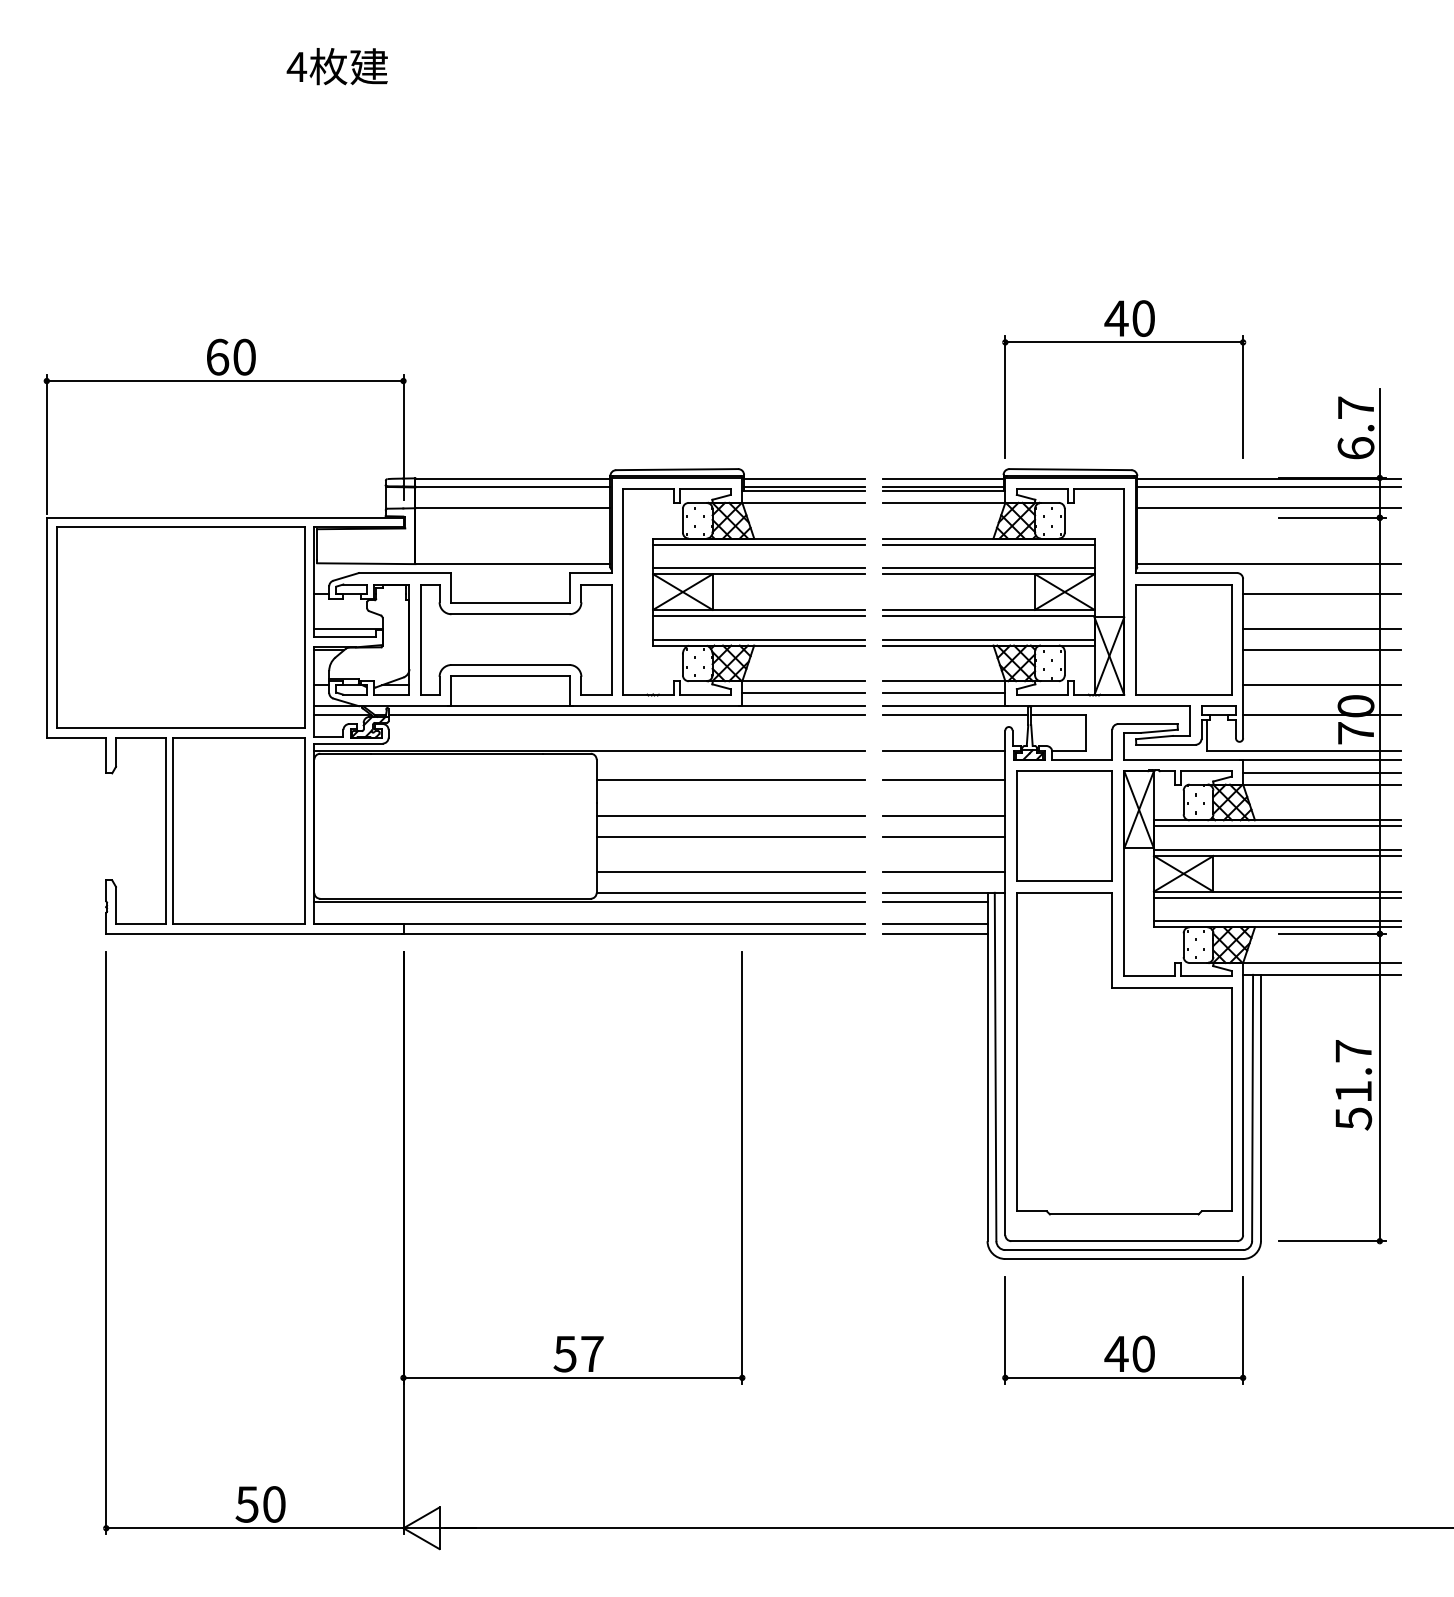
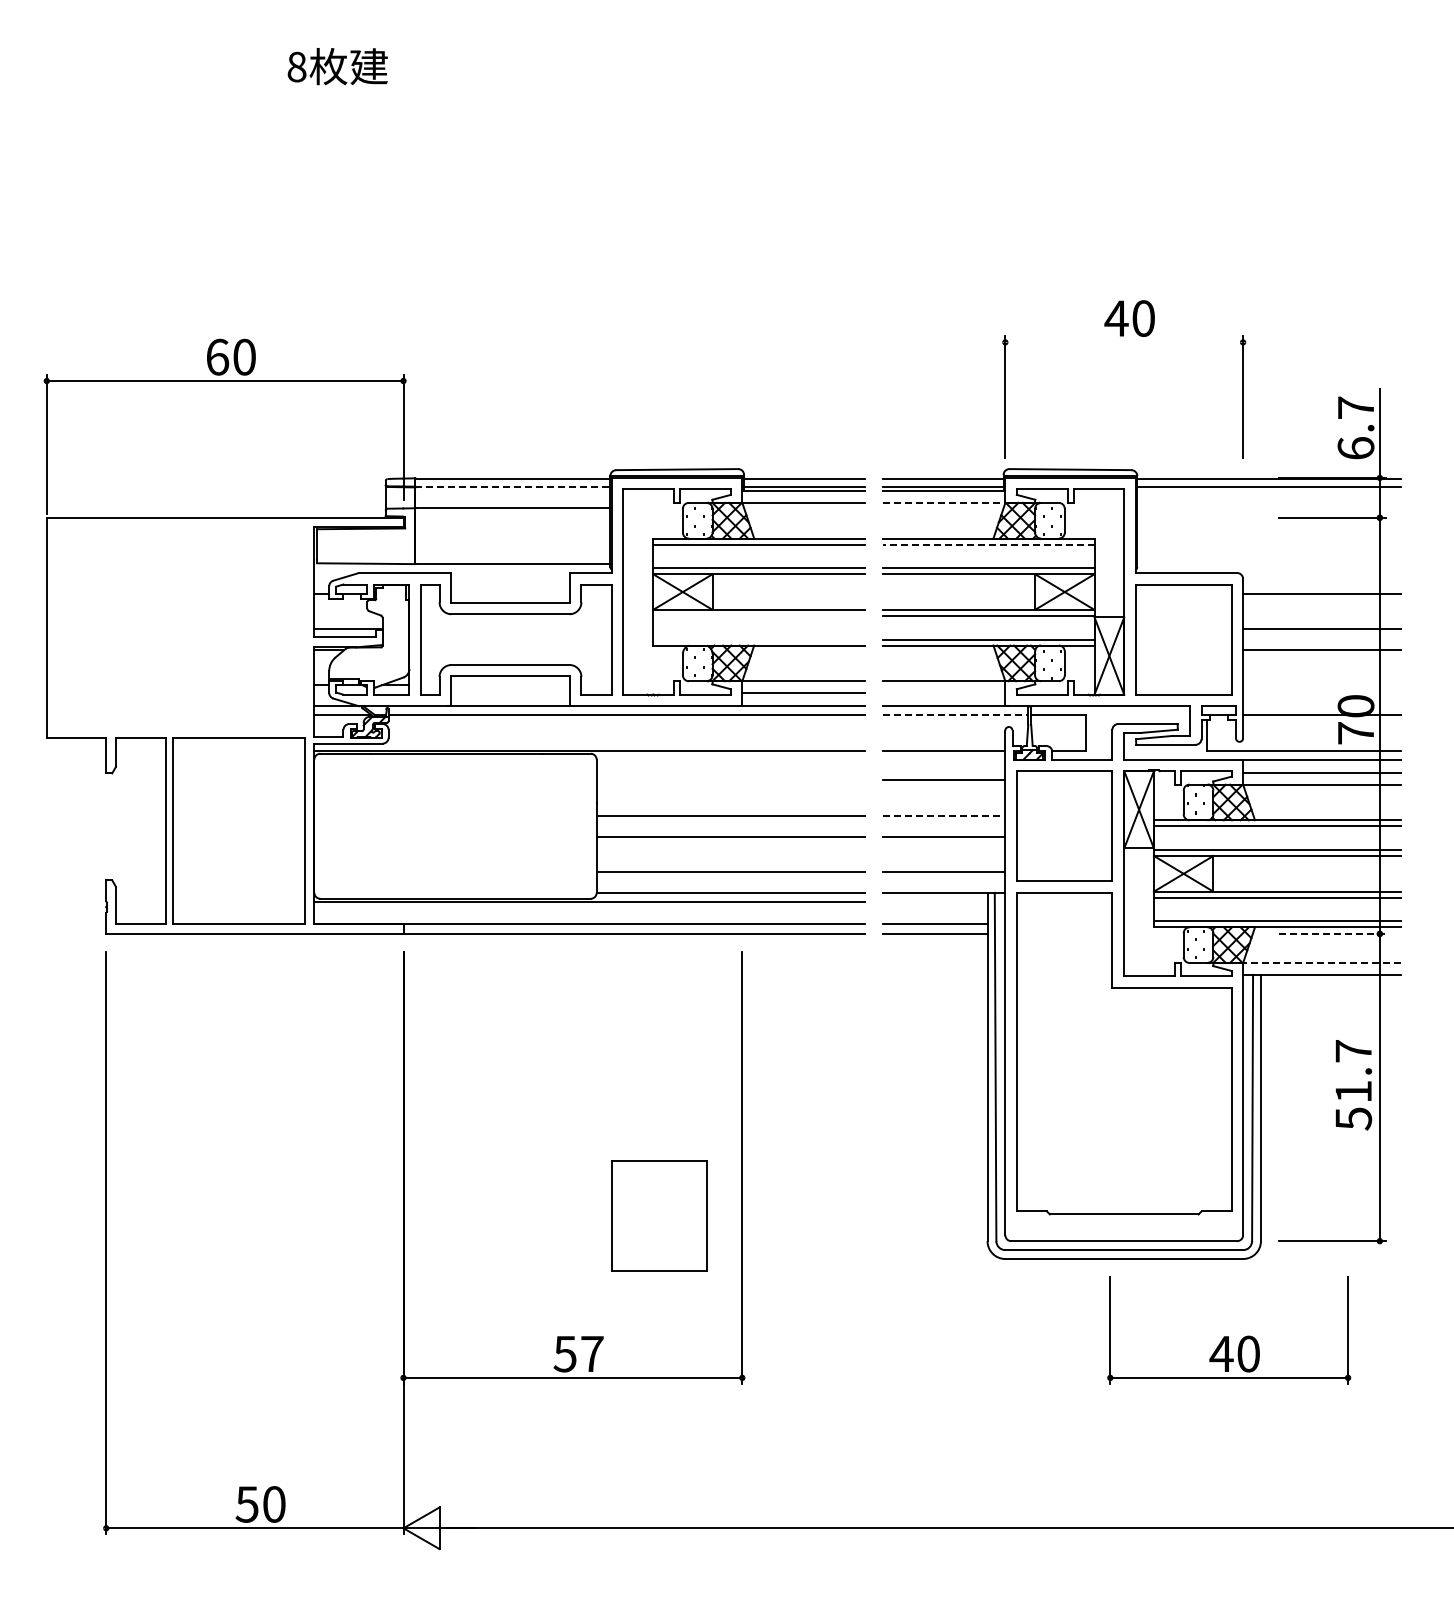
text: 4 -> 8 (296, 66)
line: present -> none (1124, 342)
line: solid -> dashed (513, 487)
line: solid -> dashed (950, 502)
line: present -> none (1269, 508)
line: solid -> dashed (988, 544)
line: present -> none (1269, 564)
line: present -> none (758, 615)
part: present -> none (180, 627)
line: present -> none (758, 639)
line: present -> none (1322, 685)
line: present -> none (943, 693)
line: solid -> dashed (955, 715)
line: present -> none (730, 780)
line: solid -> dashed (944, 815)
line: present -> none (934, 901)
line: solid -> dashed (1332, 933)
line: solid -> dashed (1320, 962)
part: none -> present (659, 1215)
part position: (1123, 1336) -> (1228, 1336) (1228, 1336)
